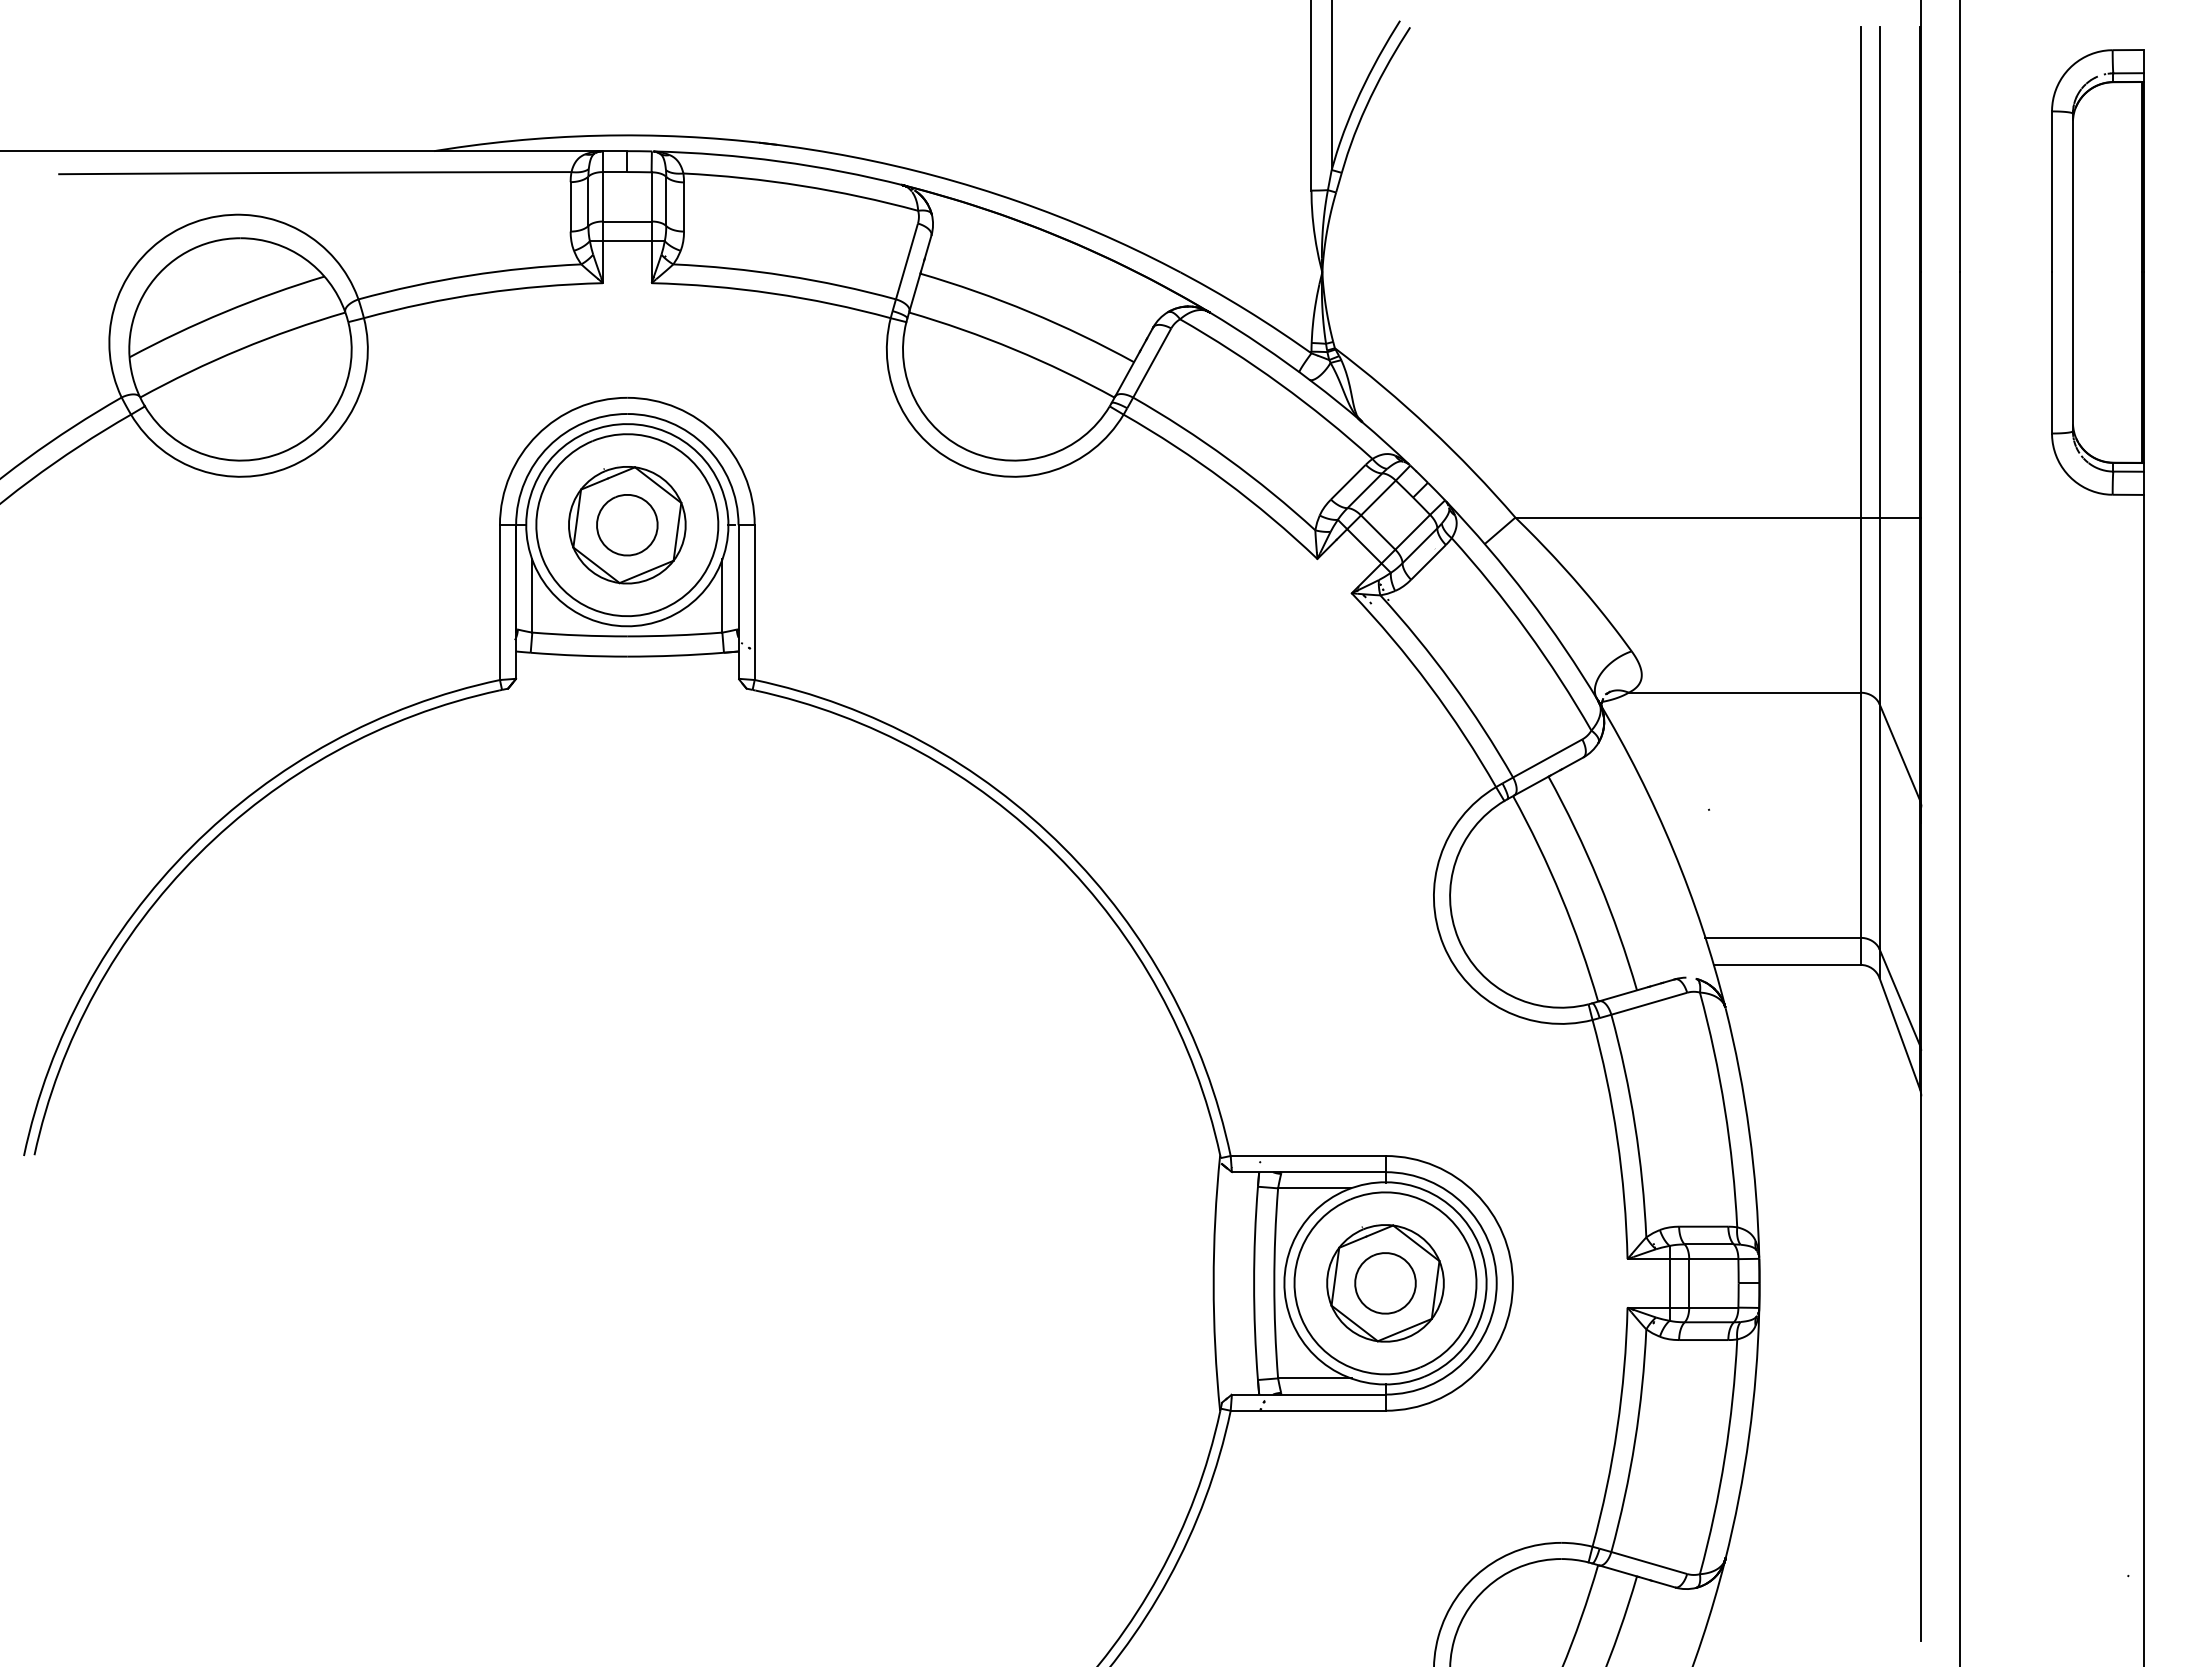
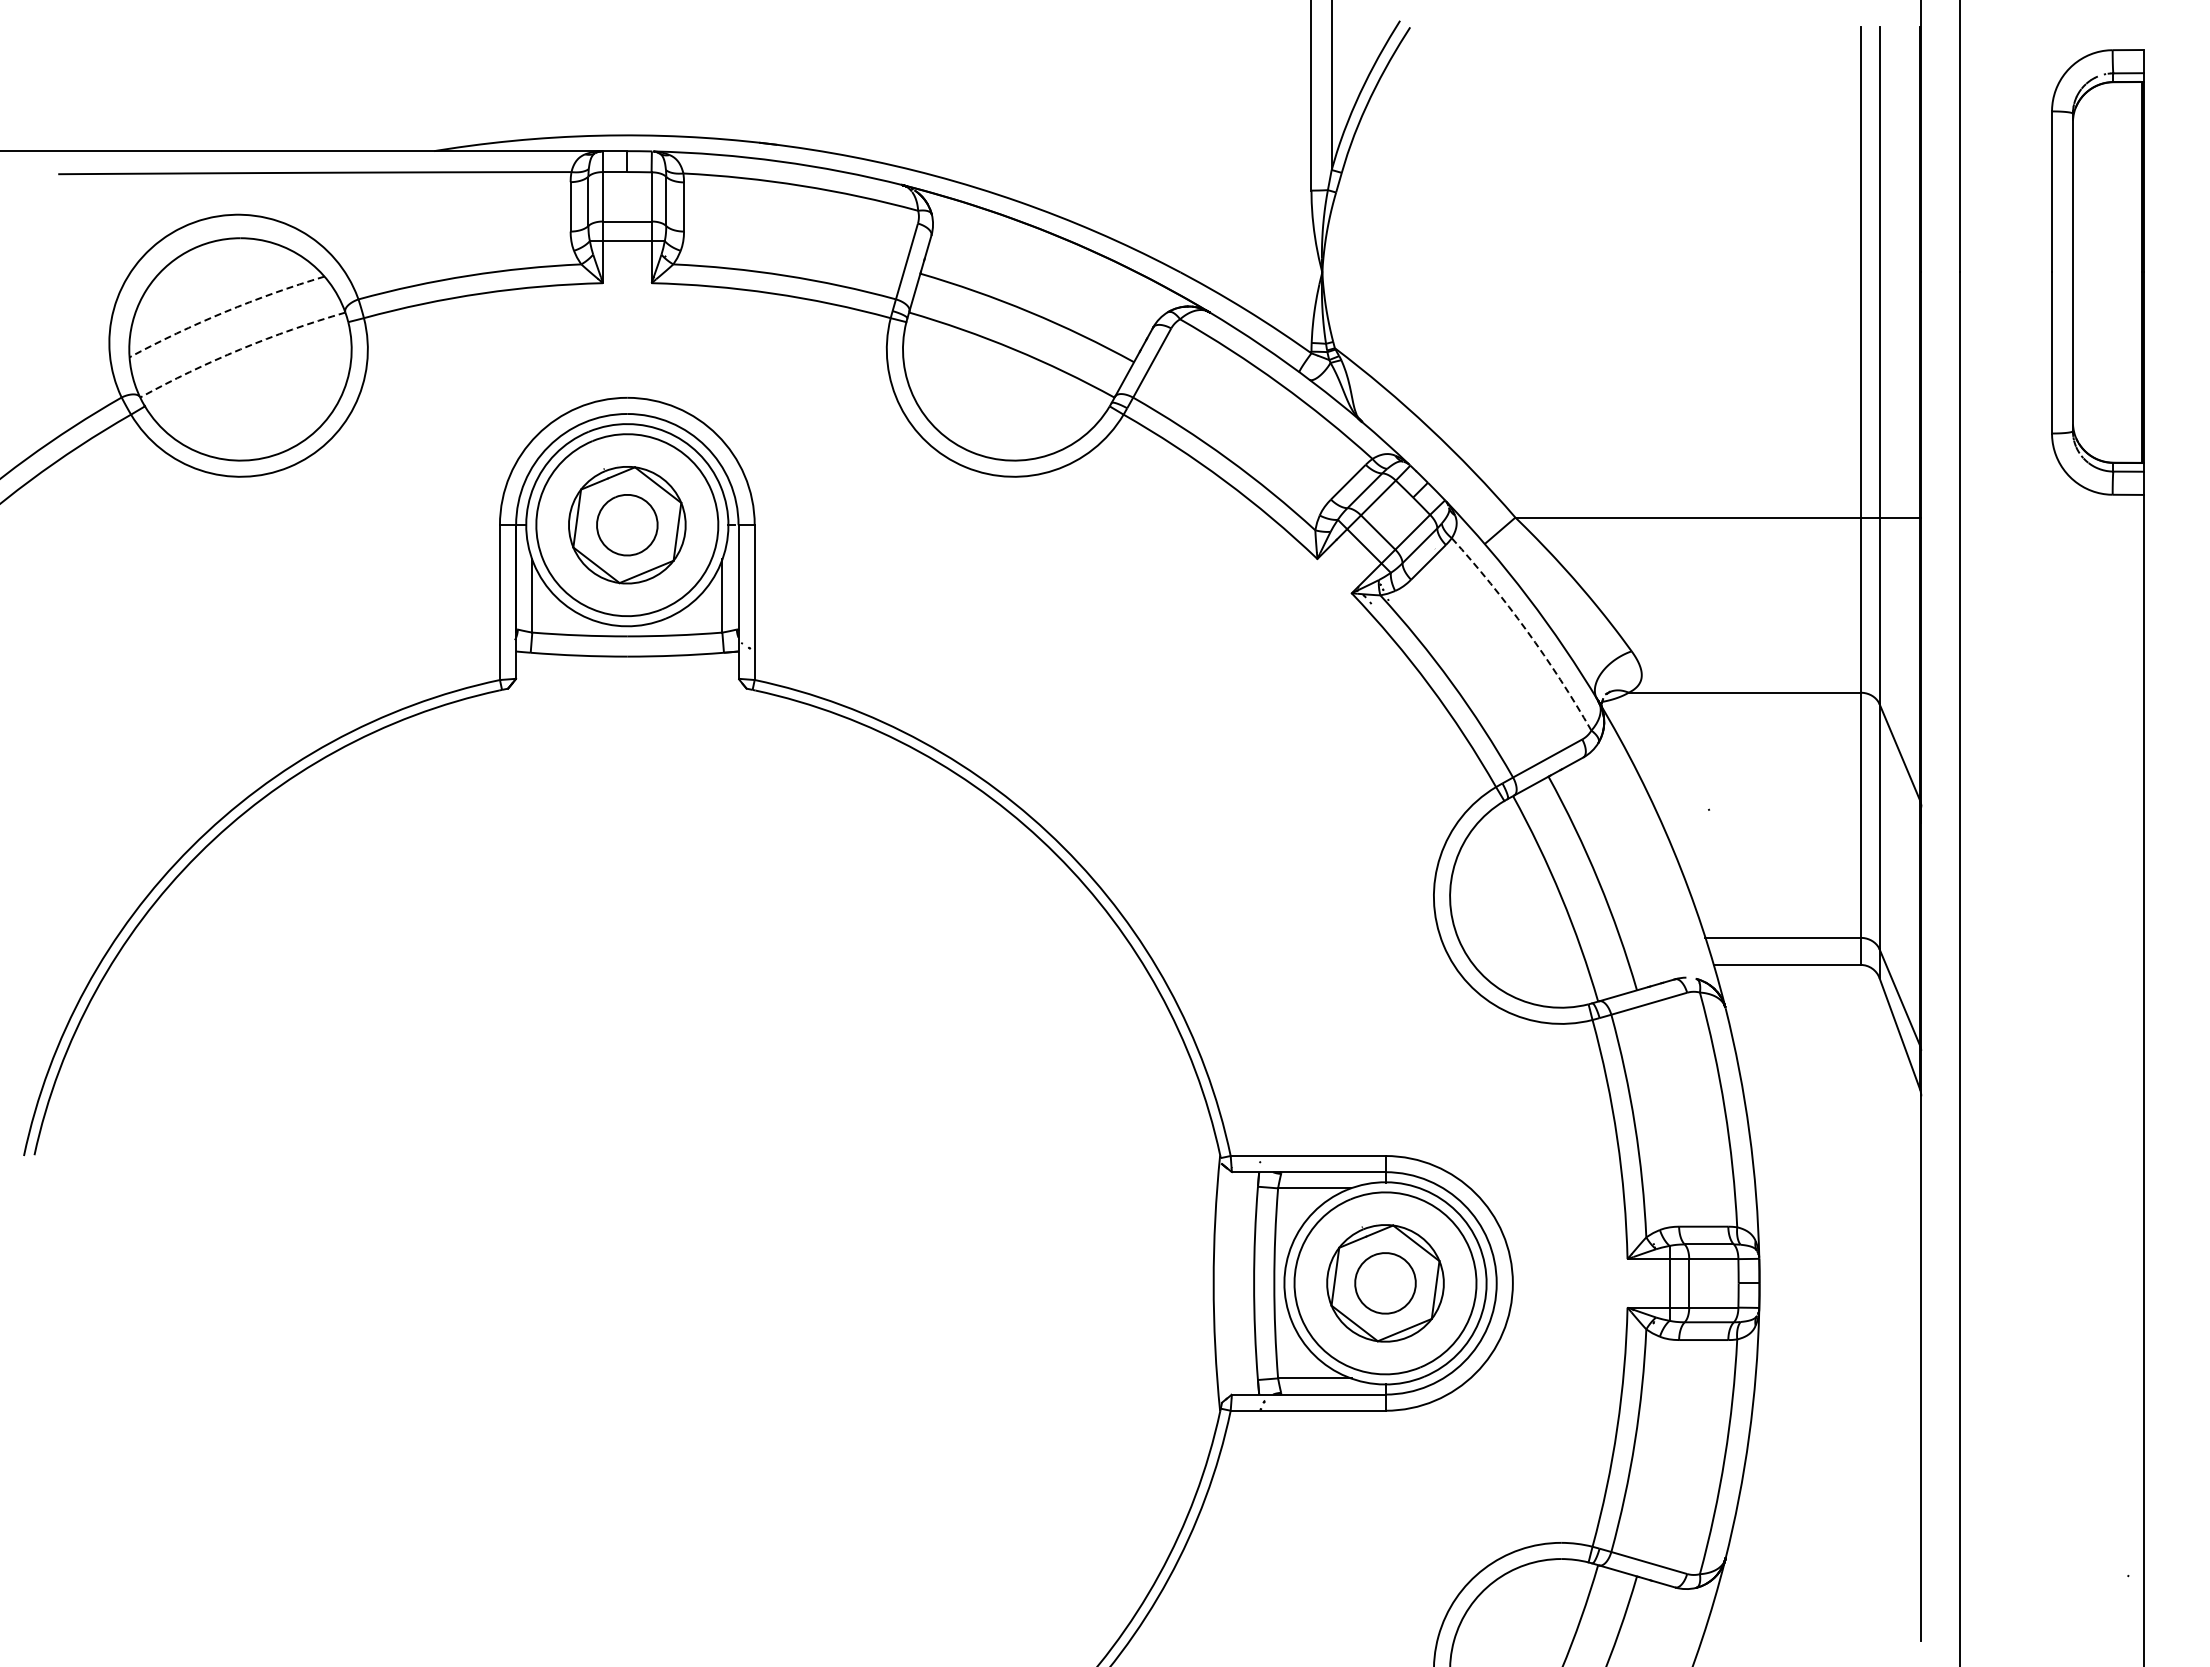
arc: solid -> dashed (225, 312)
arc: solid -> dashed (240, 349)
arc: solid -> dashed (1526, 630)
